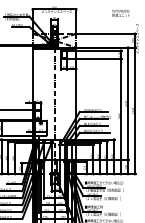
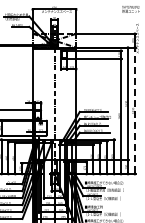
text position: (120, 13) -> (130, 9) (130, 9)
line: solid -> dashed (134, 110)
